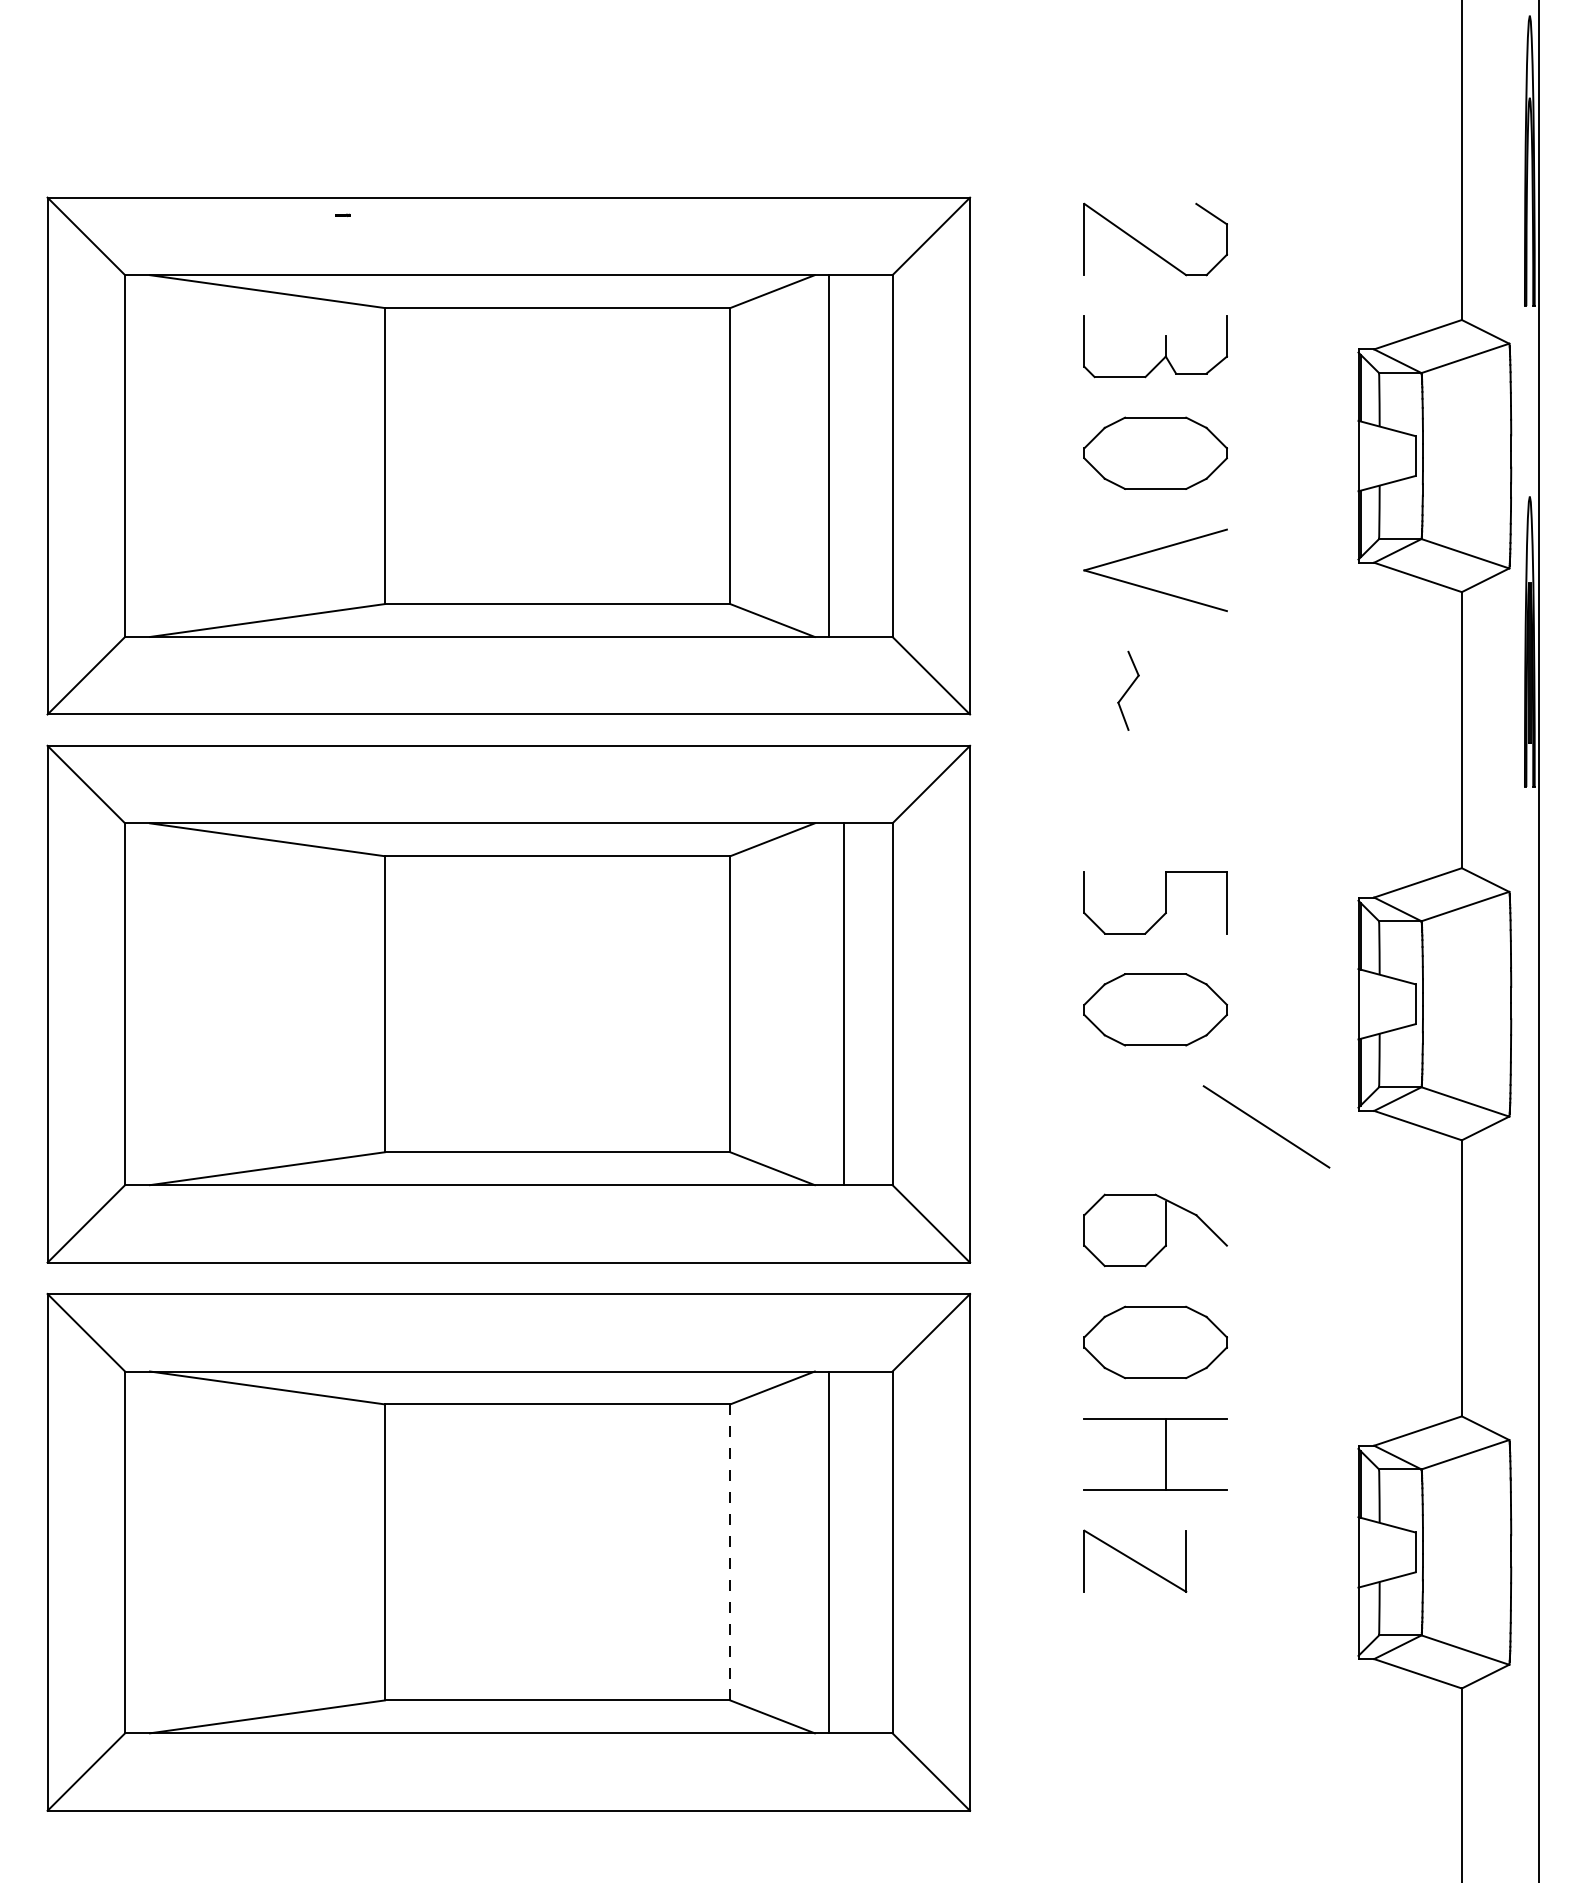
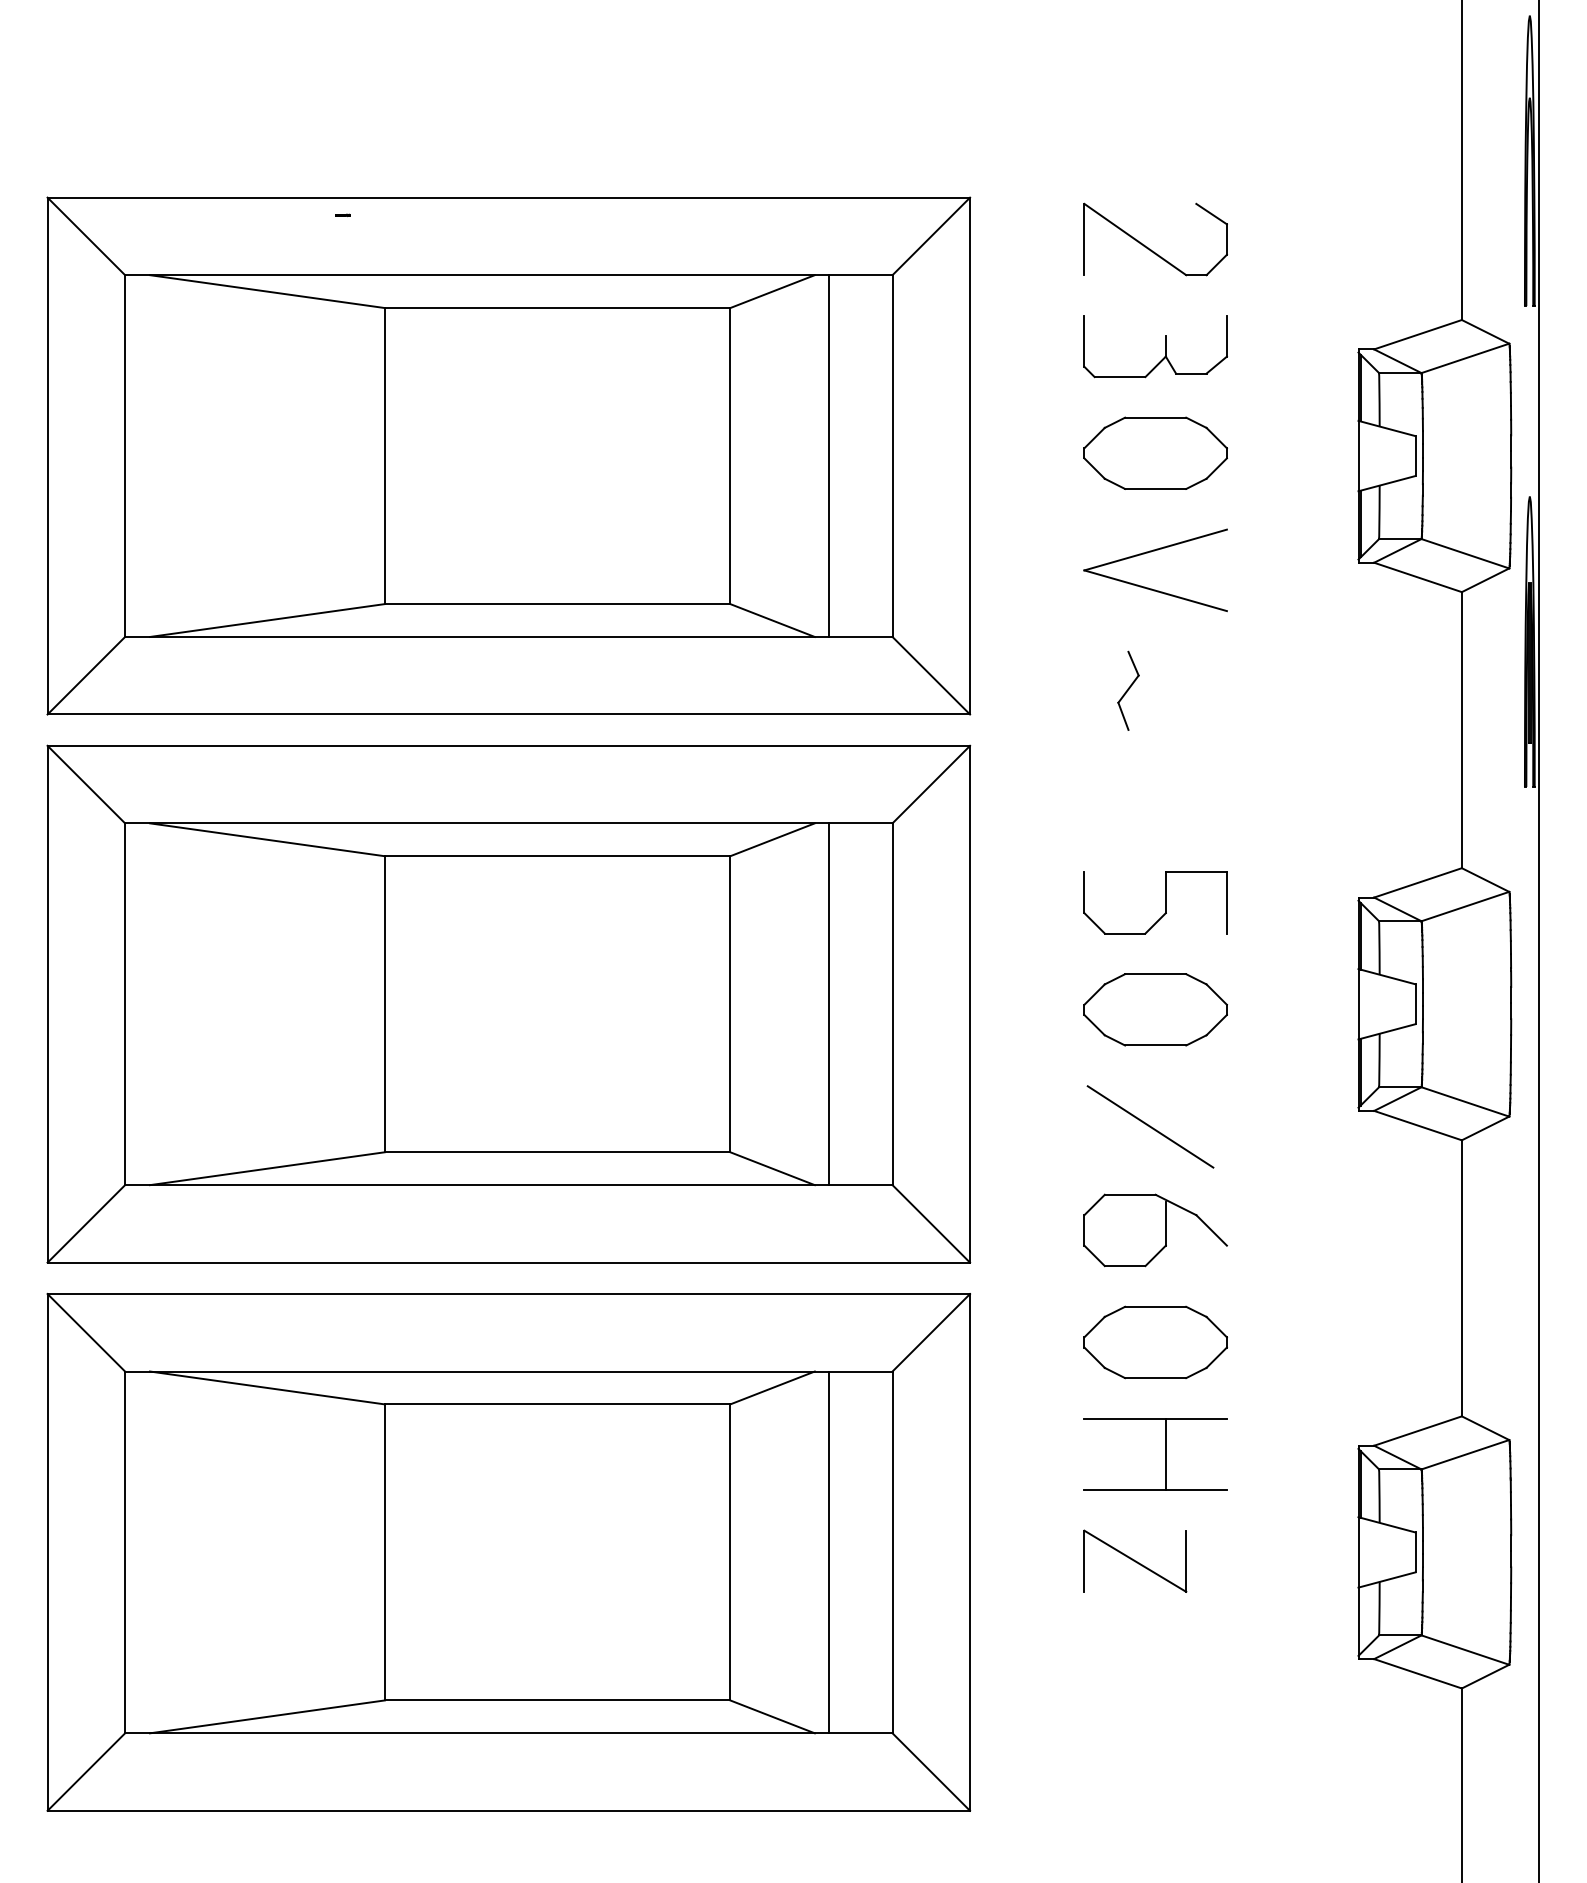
line position: (843, 1004) -> (828, 1004) (828, 1004)
line position: (1266, 1126) -> (1150, 1126) (1150, 1126)
line: dashed -> solid (730, 1552)
